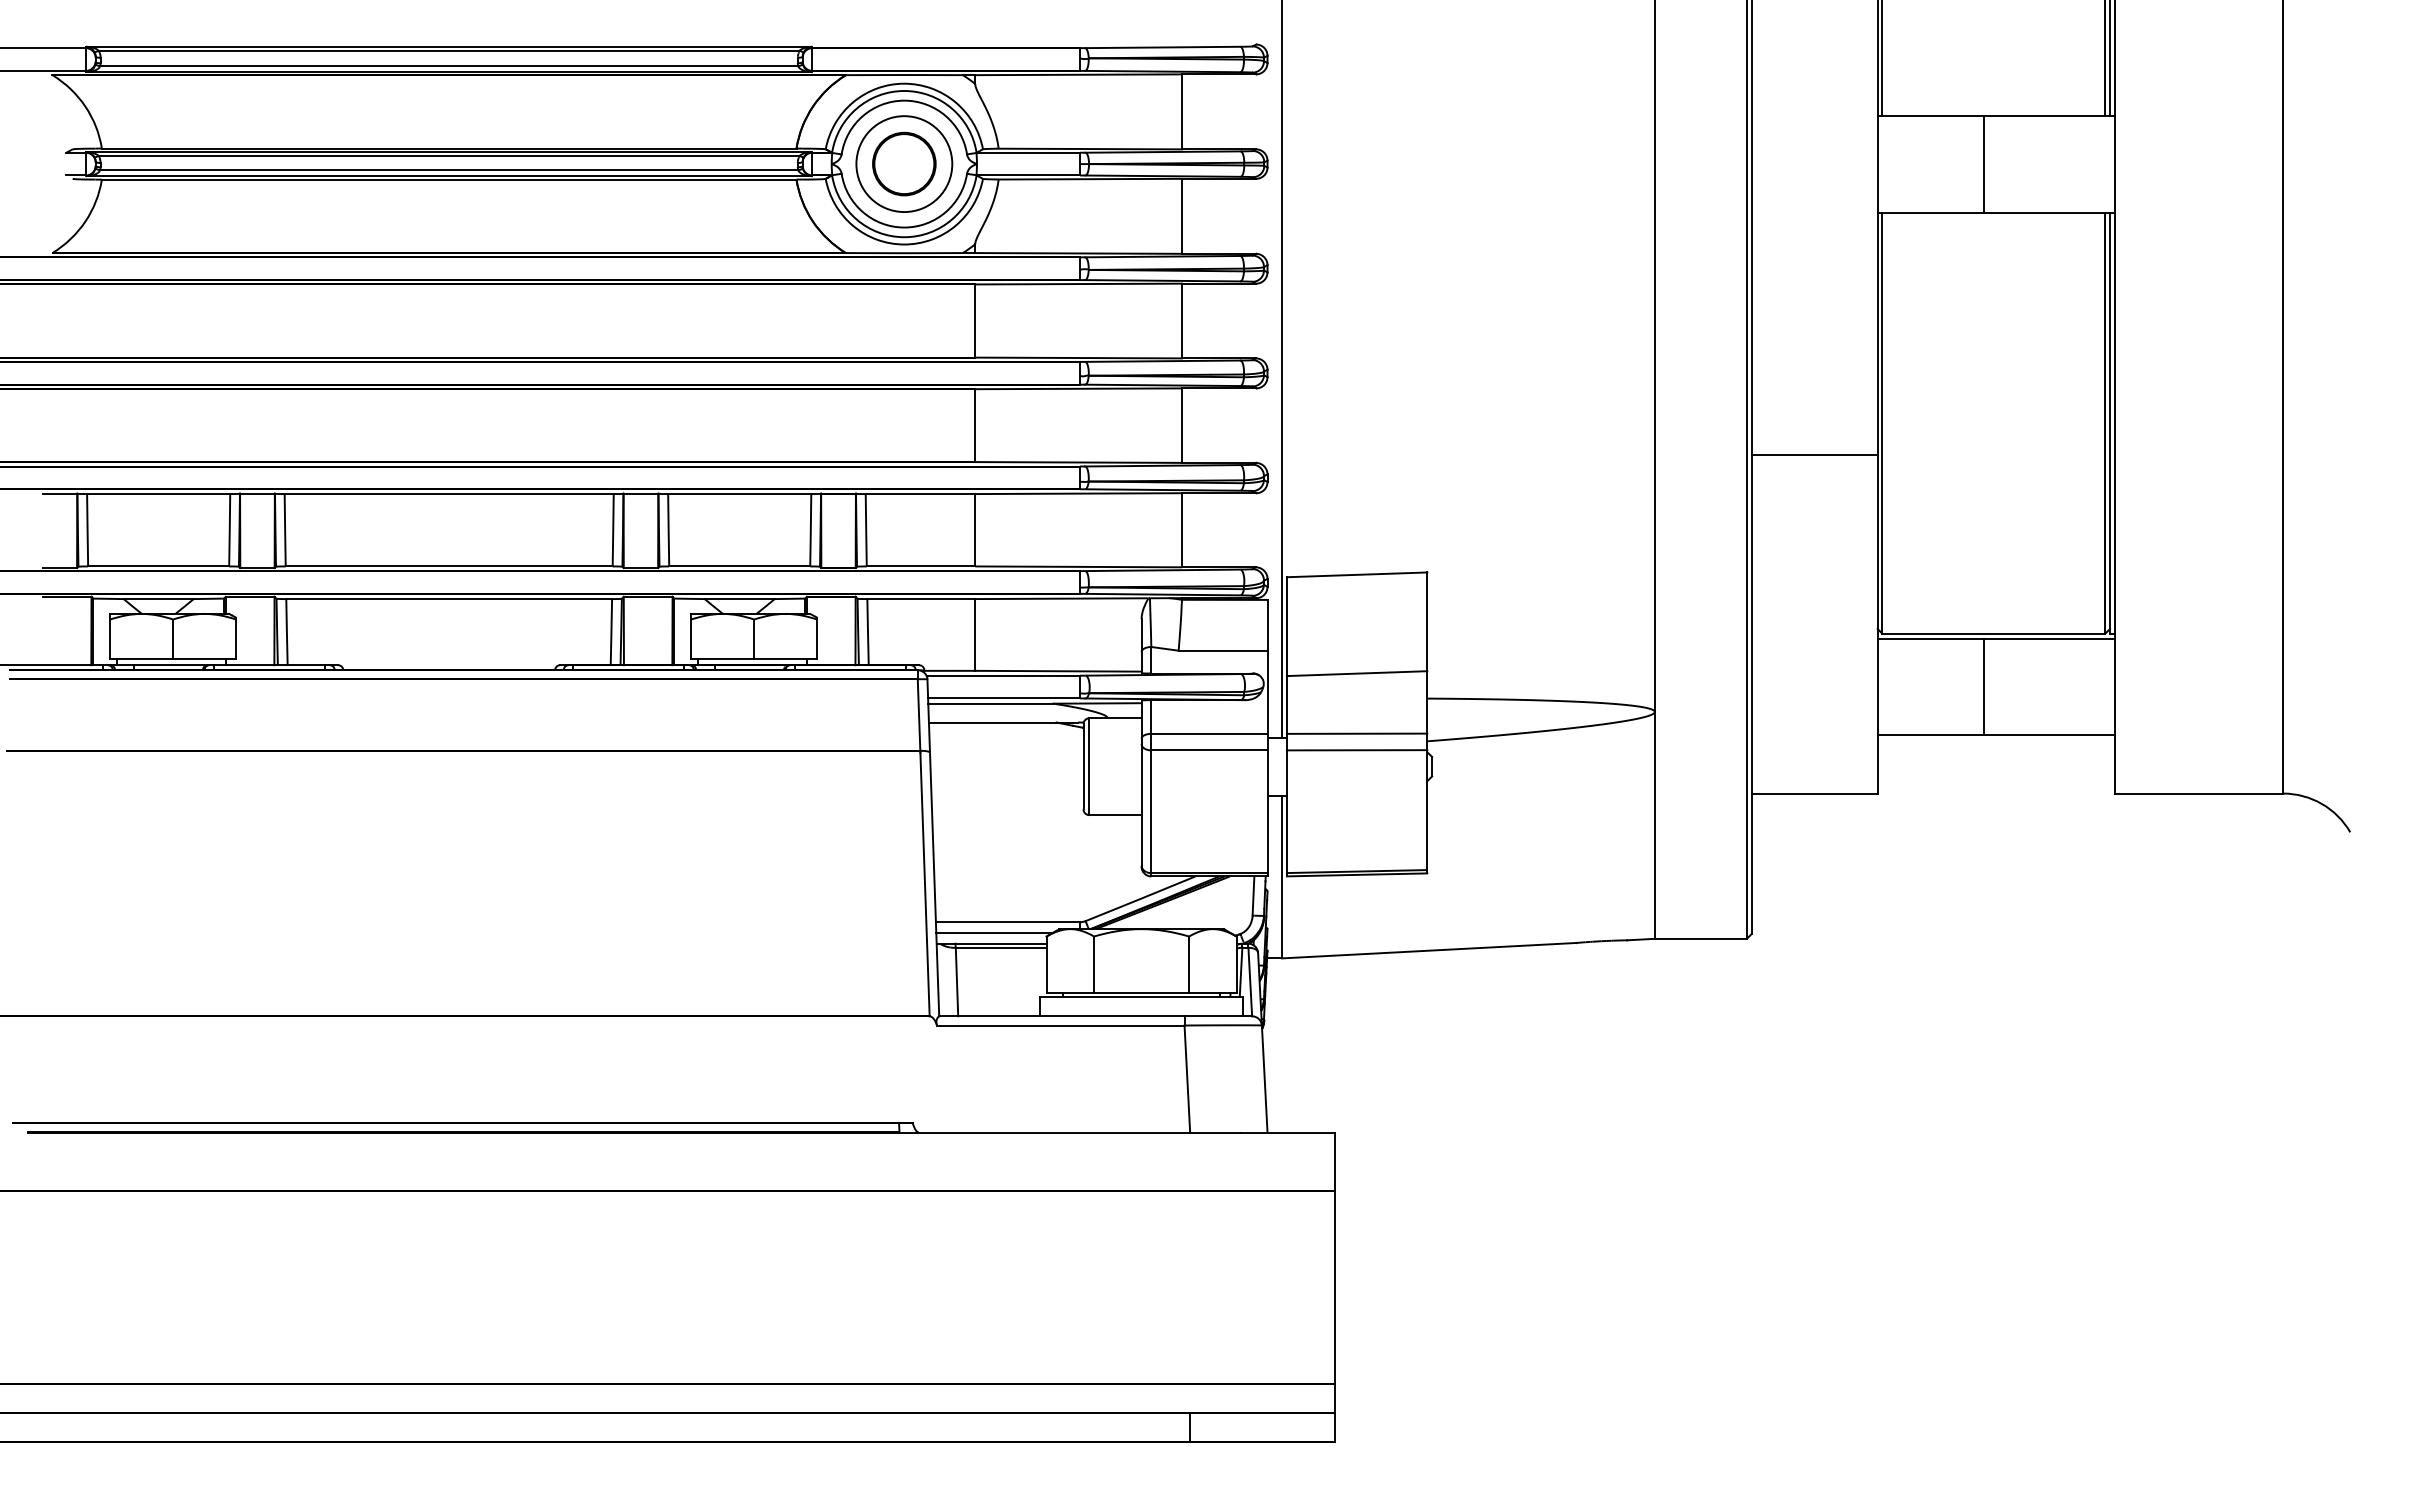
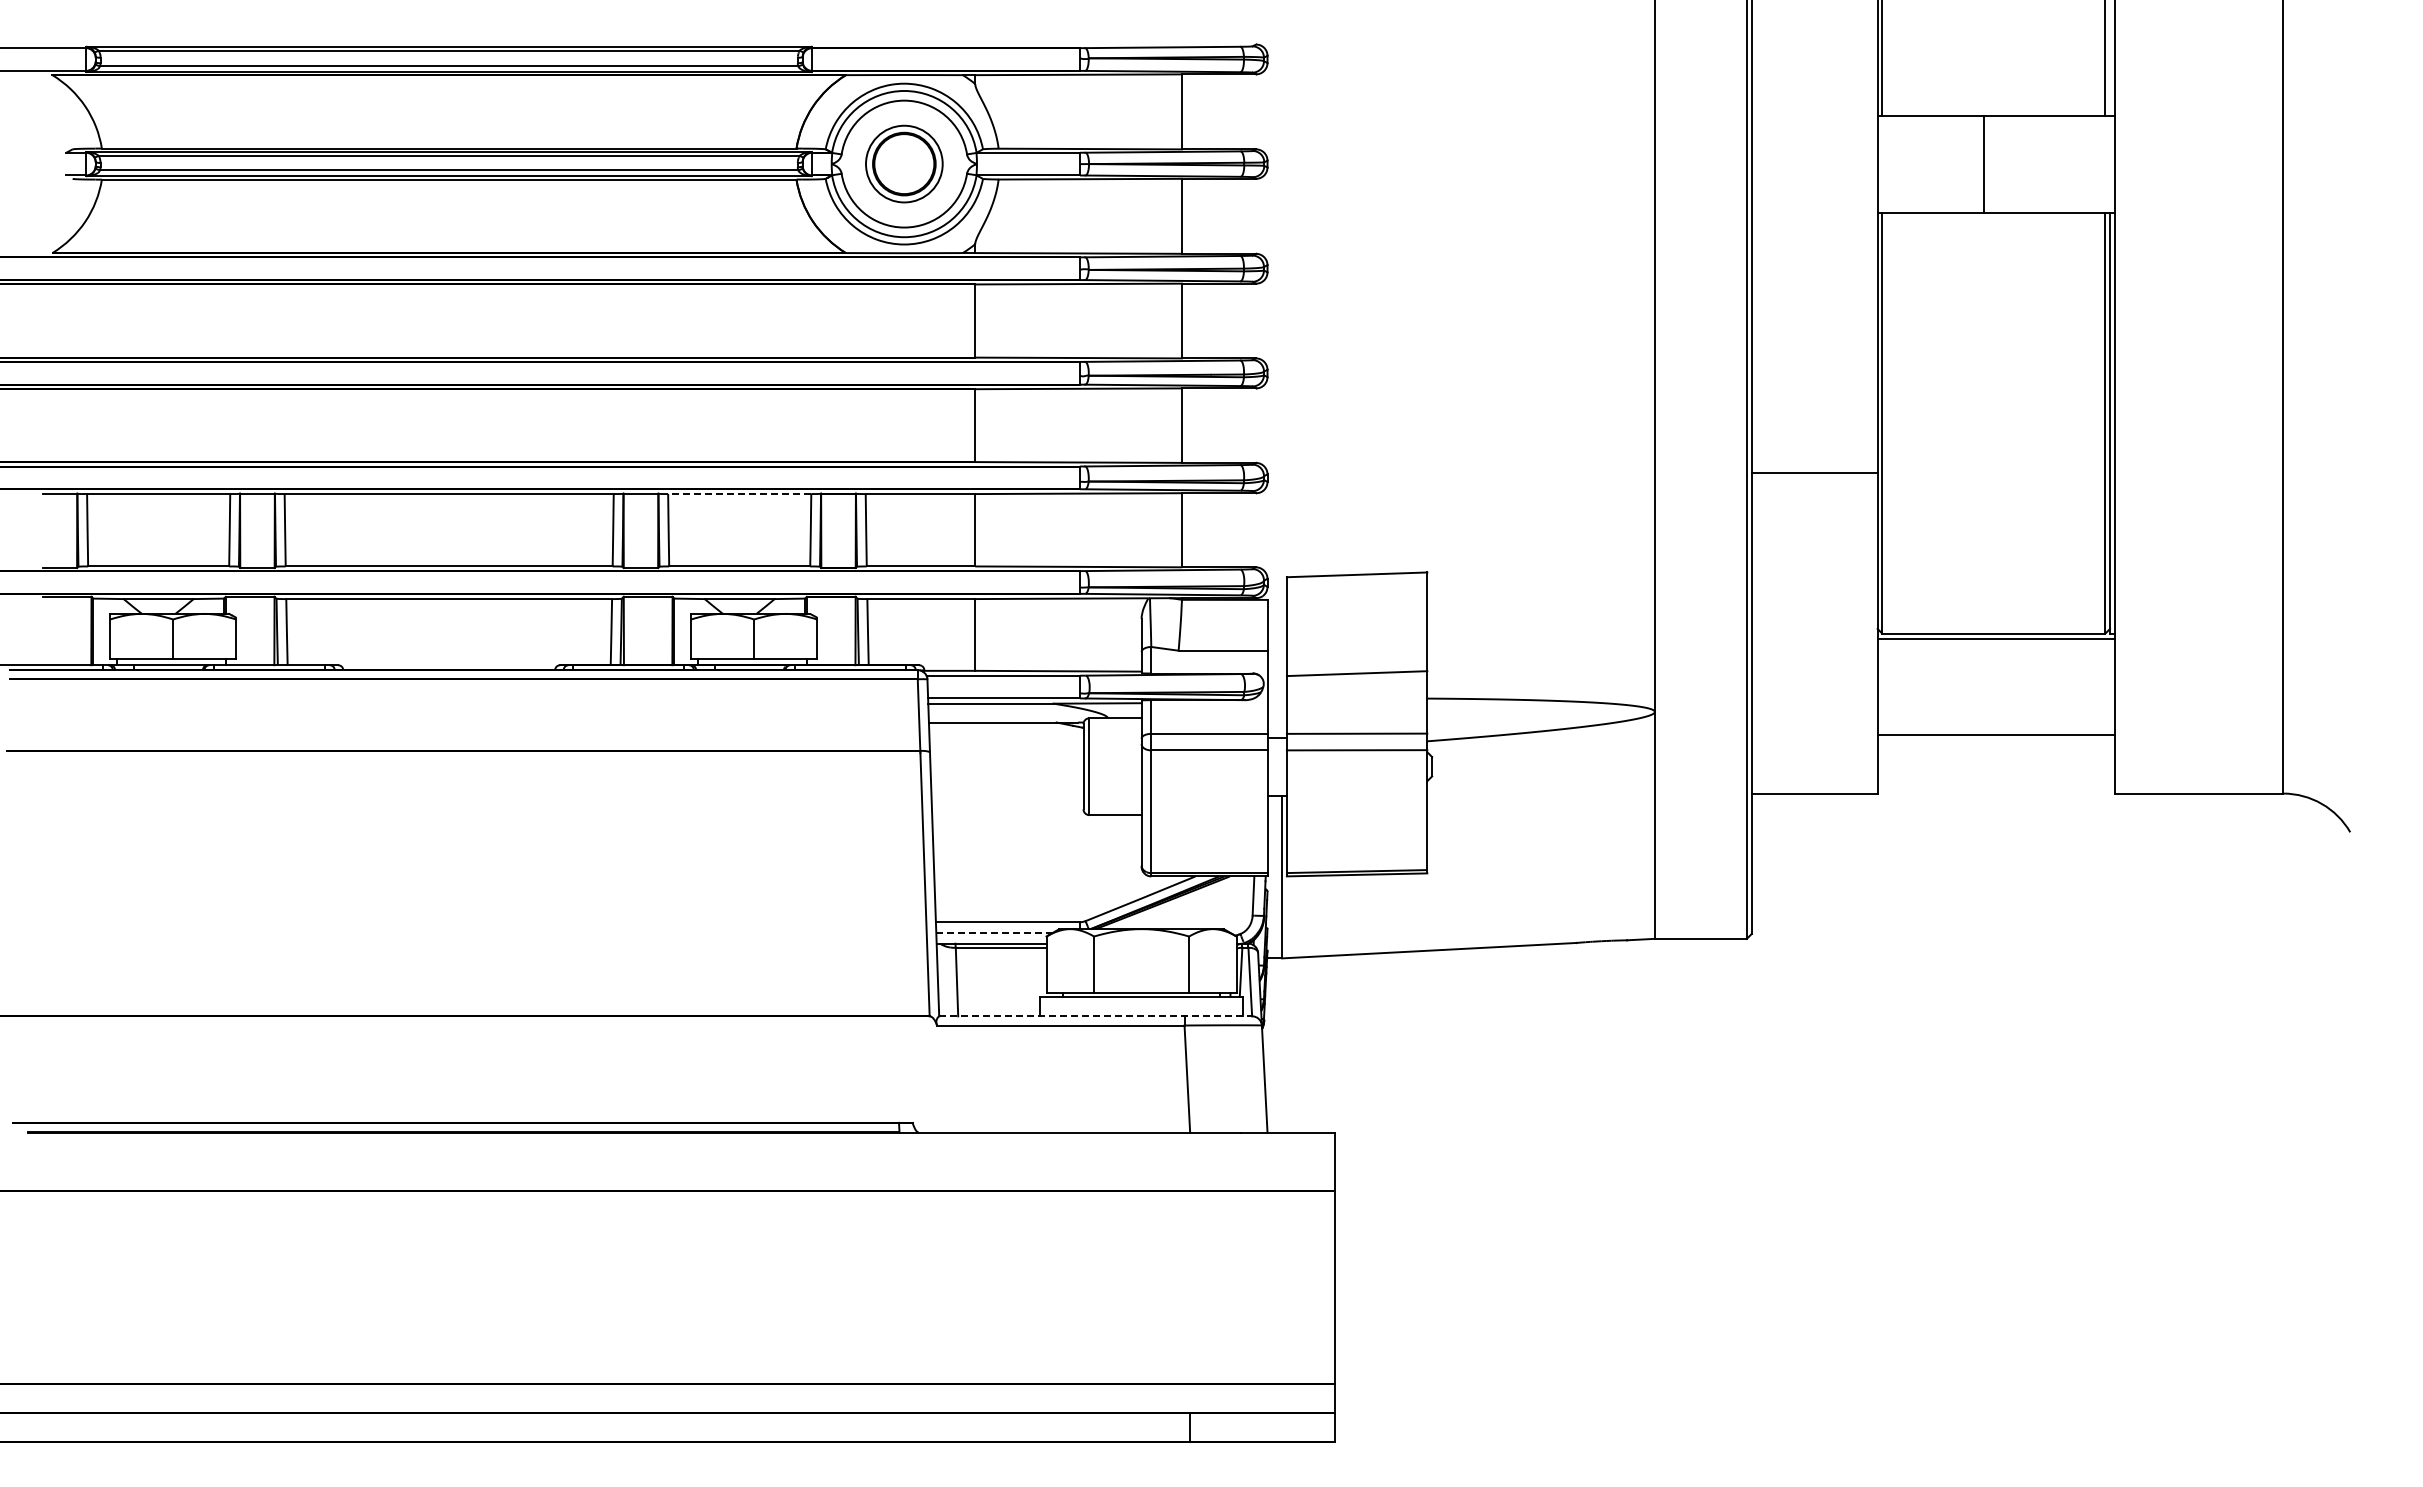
line: present -> none (2110, 58)
circle diameter: 96 px -> 77 px (904, 163)
line: present -> none (1282, 369)
line position: (1814, 454) -> (1814, 472) (1814, 472)
line: solid -> dashed (739, 494)
line: present -> none (1984, 686)
line: solid -> dashed (994, 933)
line: solid -> dashed (1095, 1016)
